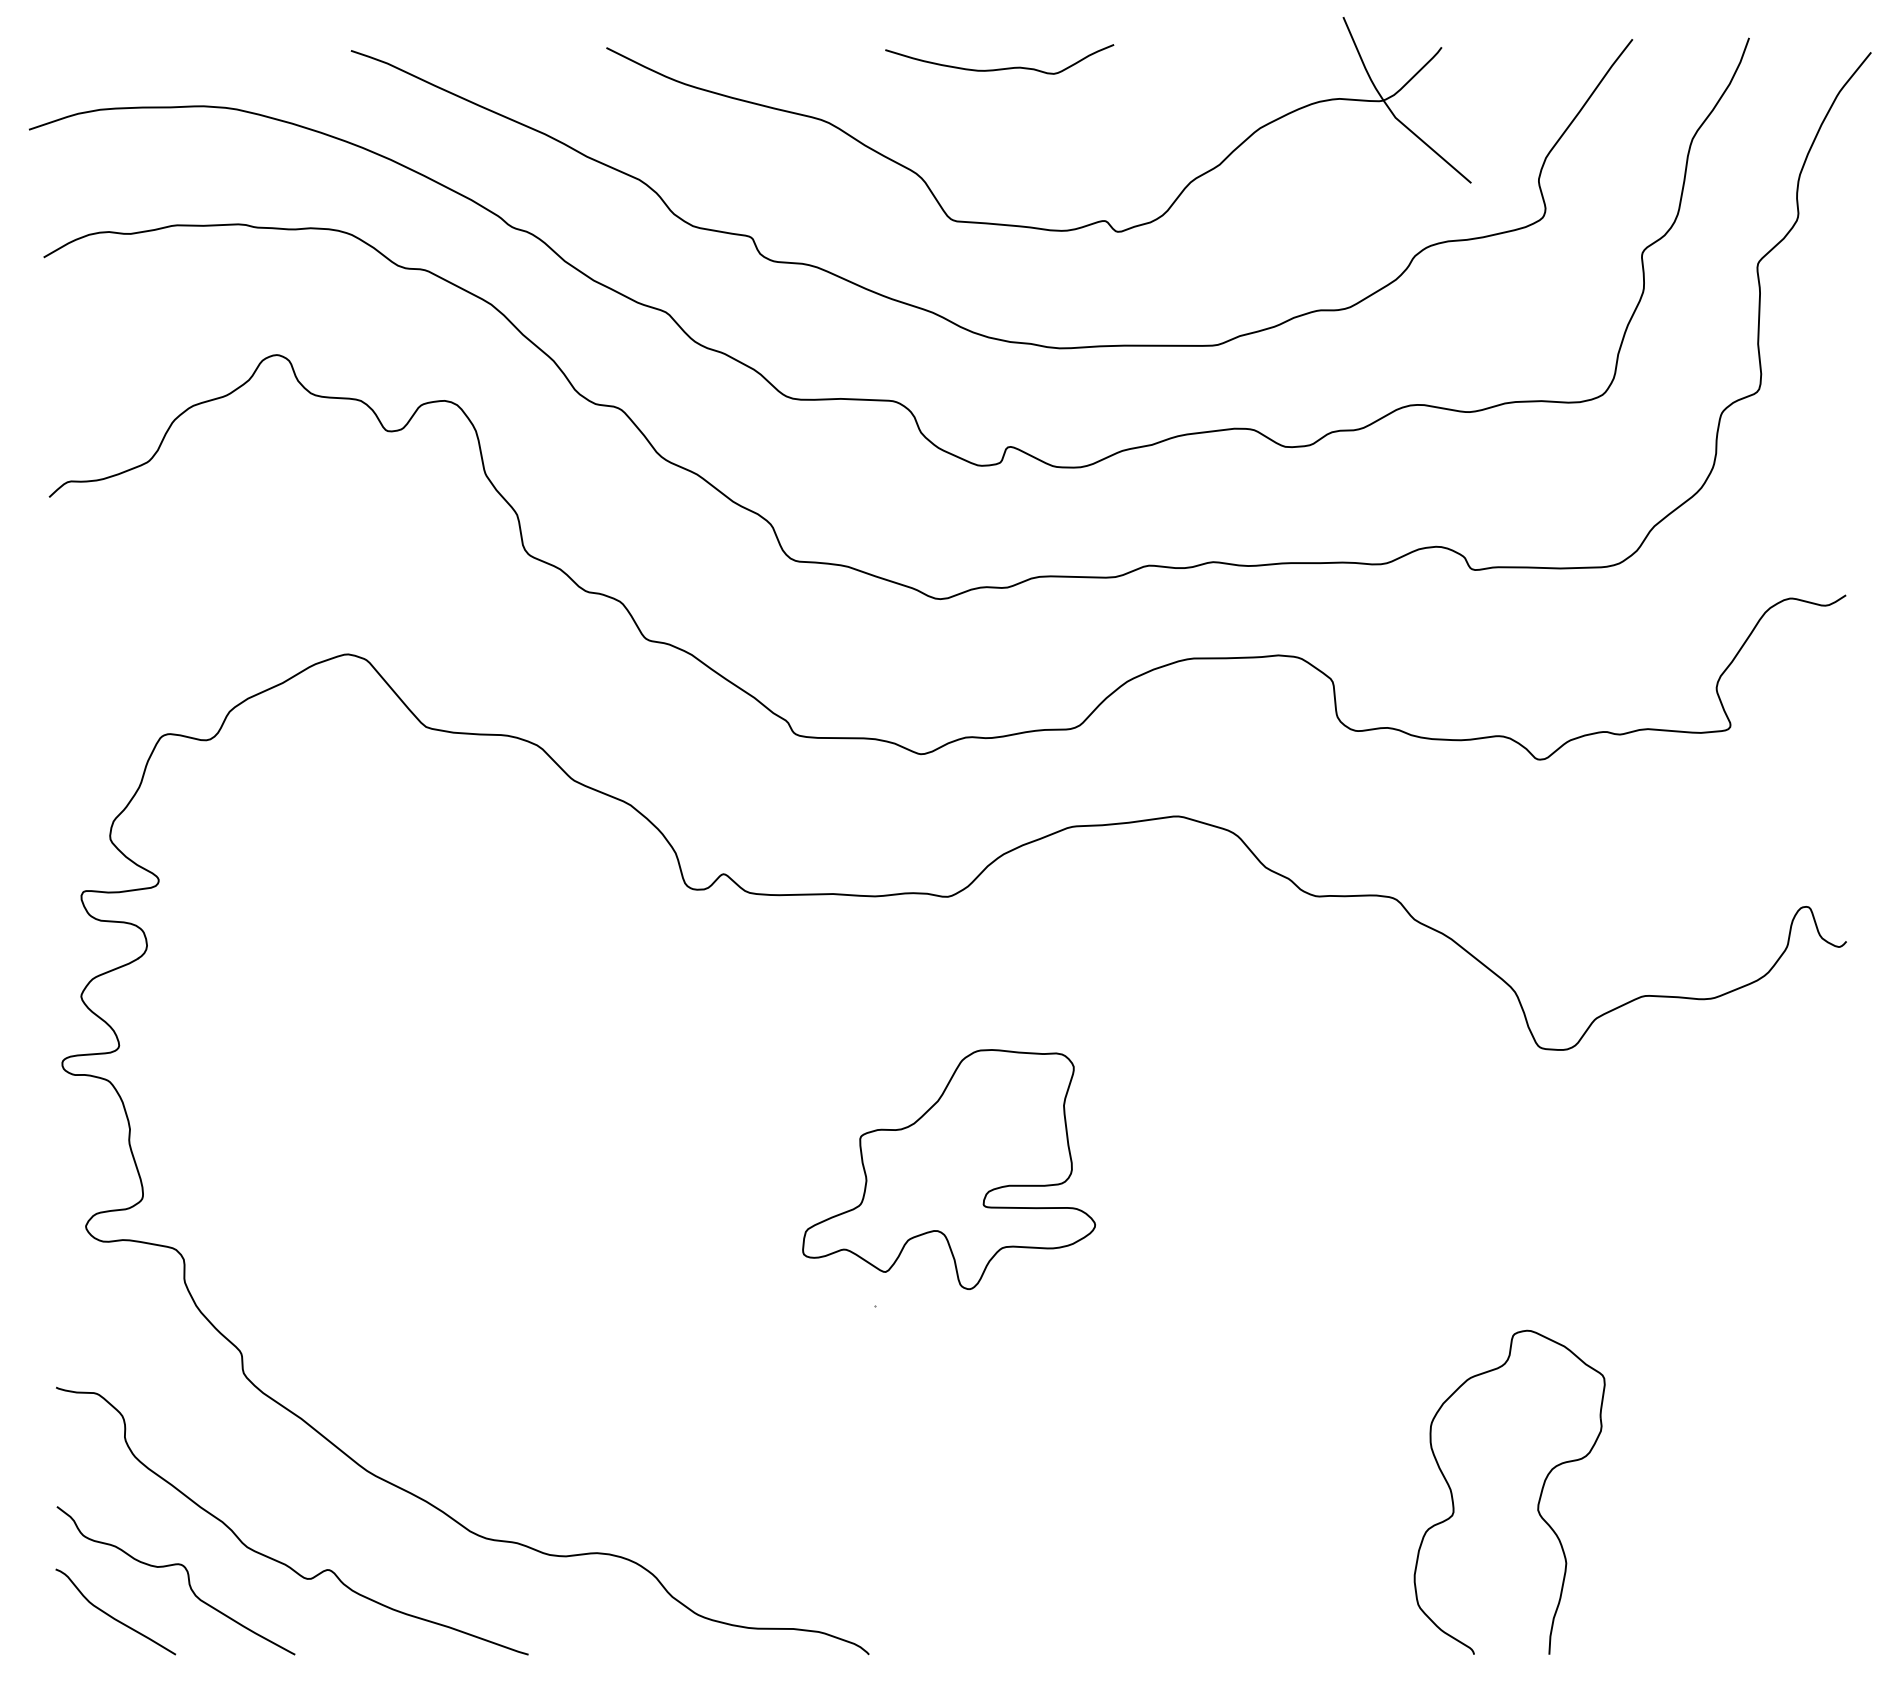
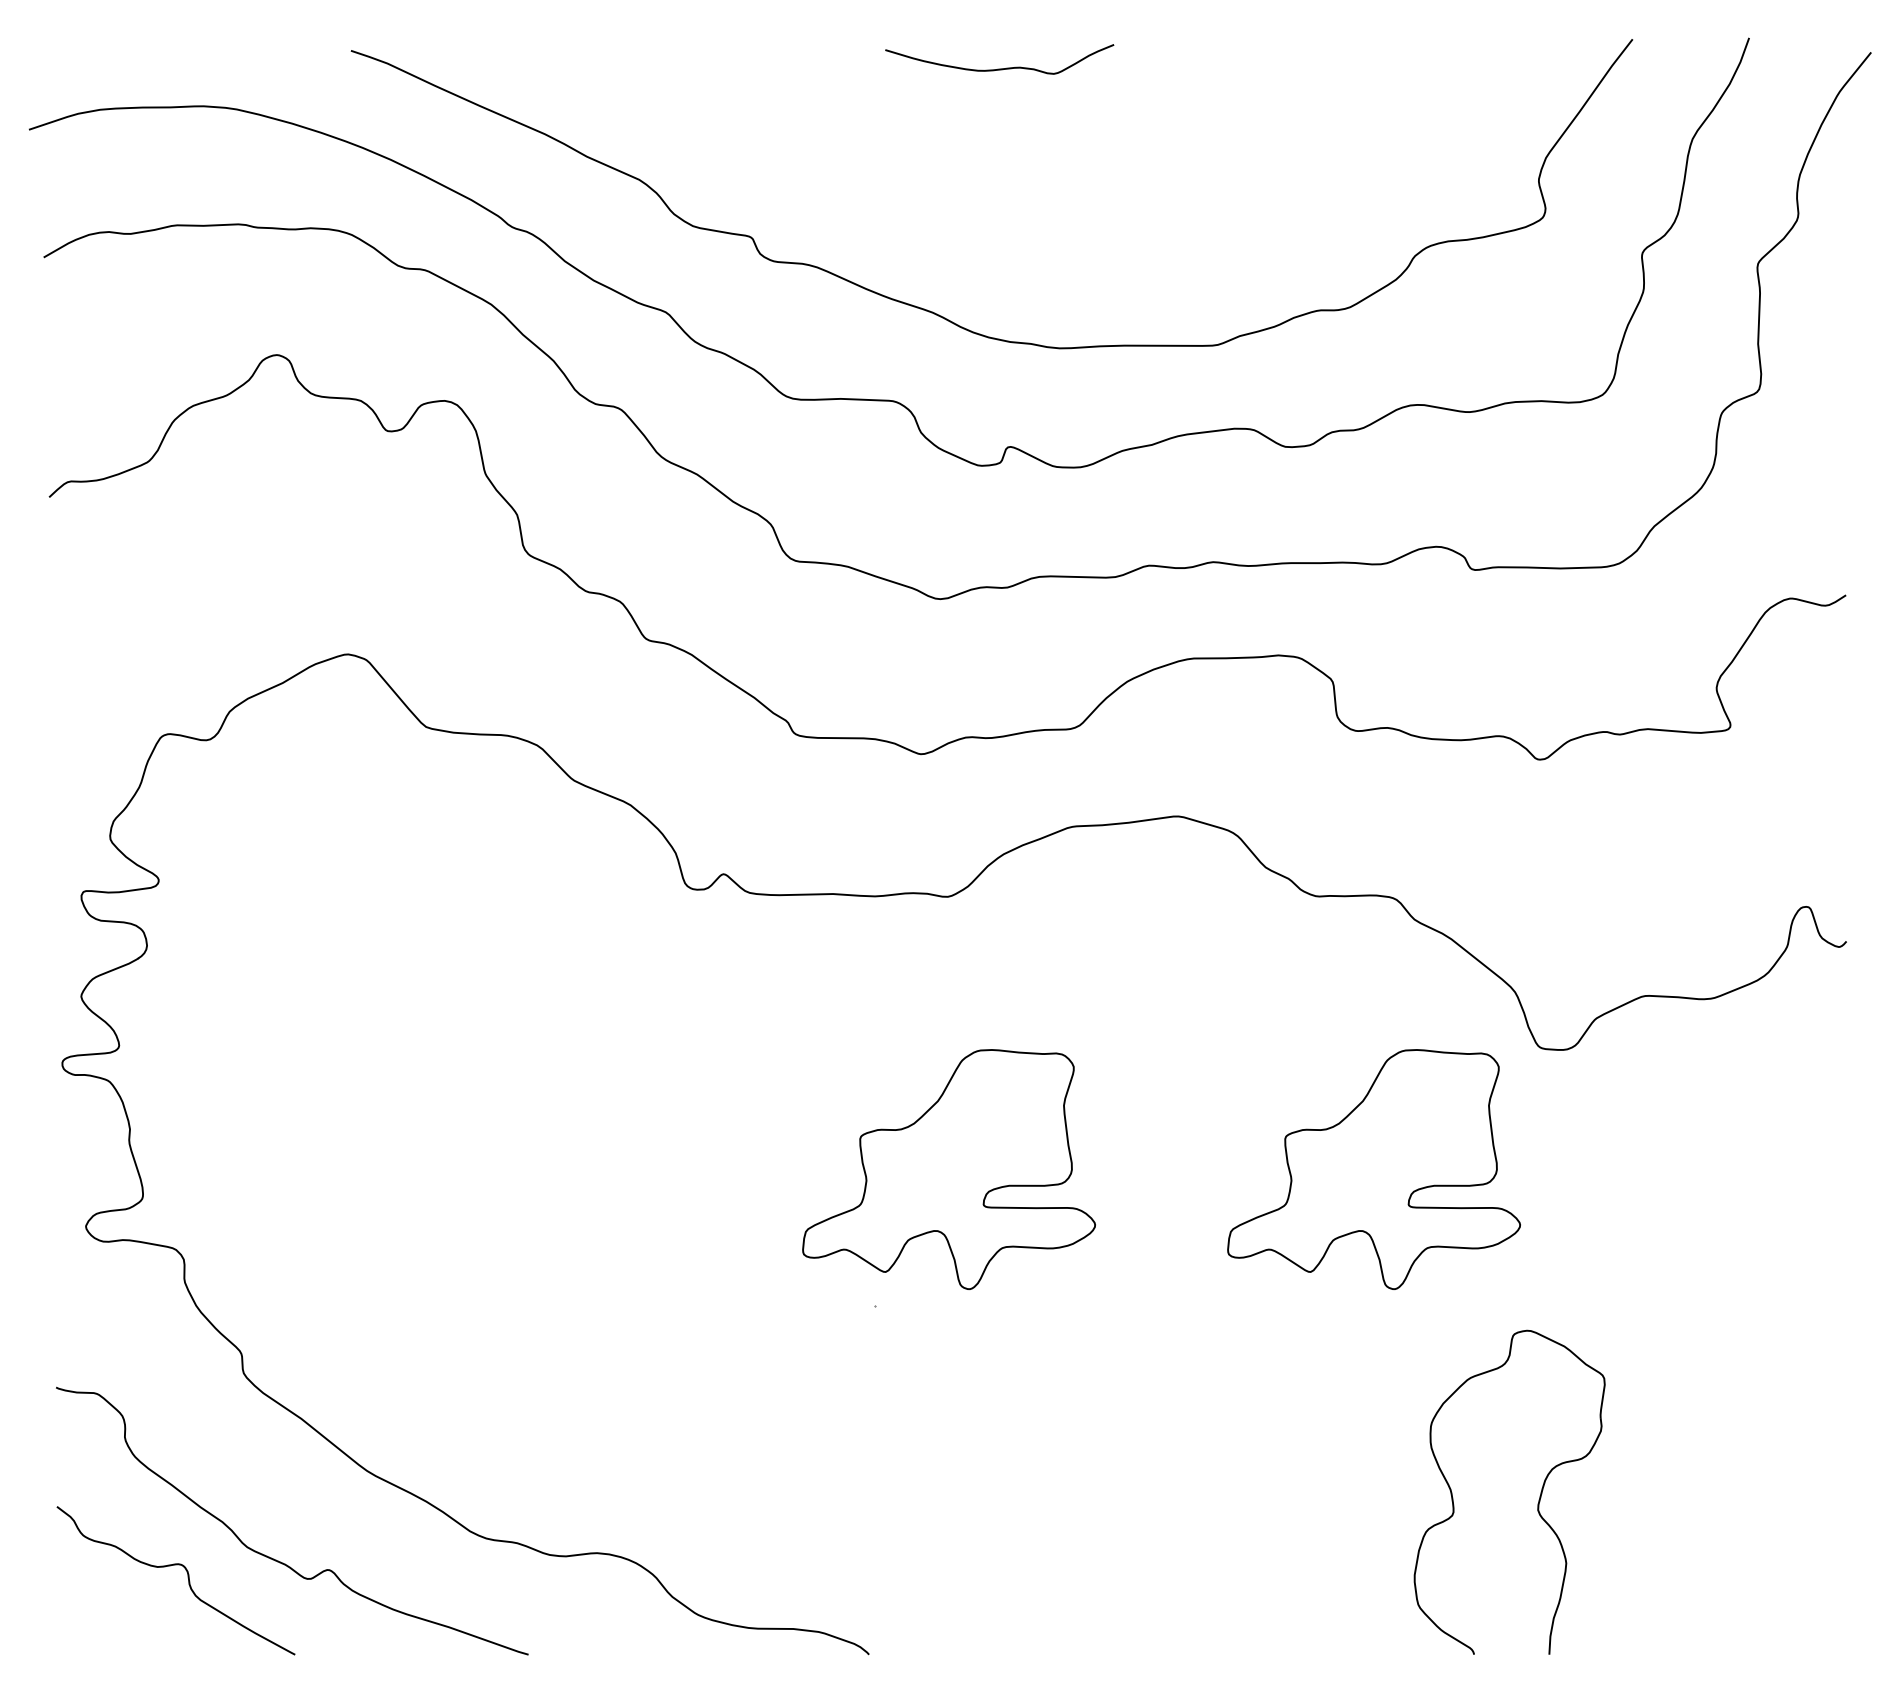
part: present -> none (1024, 225)
part: none -> present (1373, 1169)
curve: present -> none (111, 1615)
